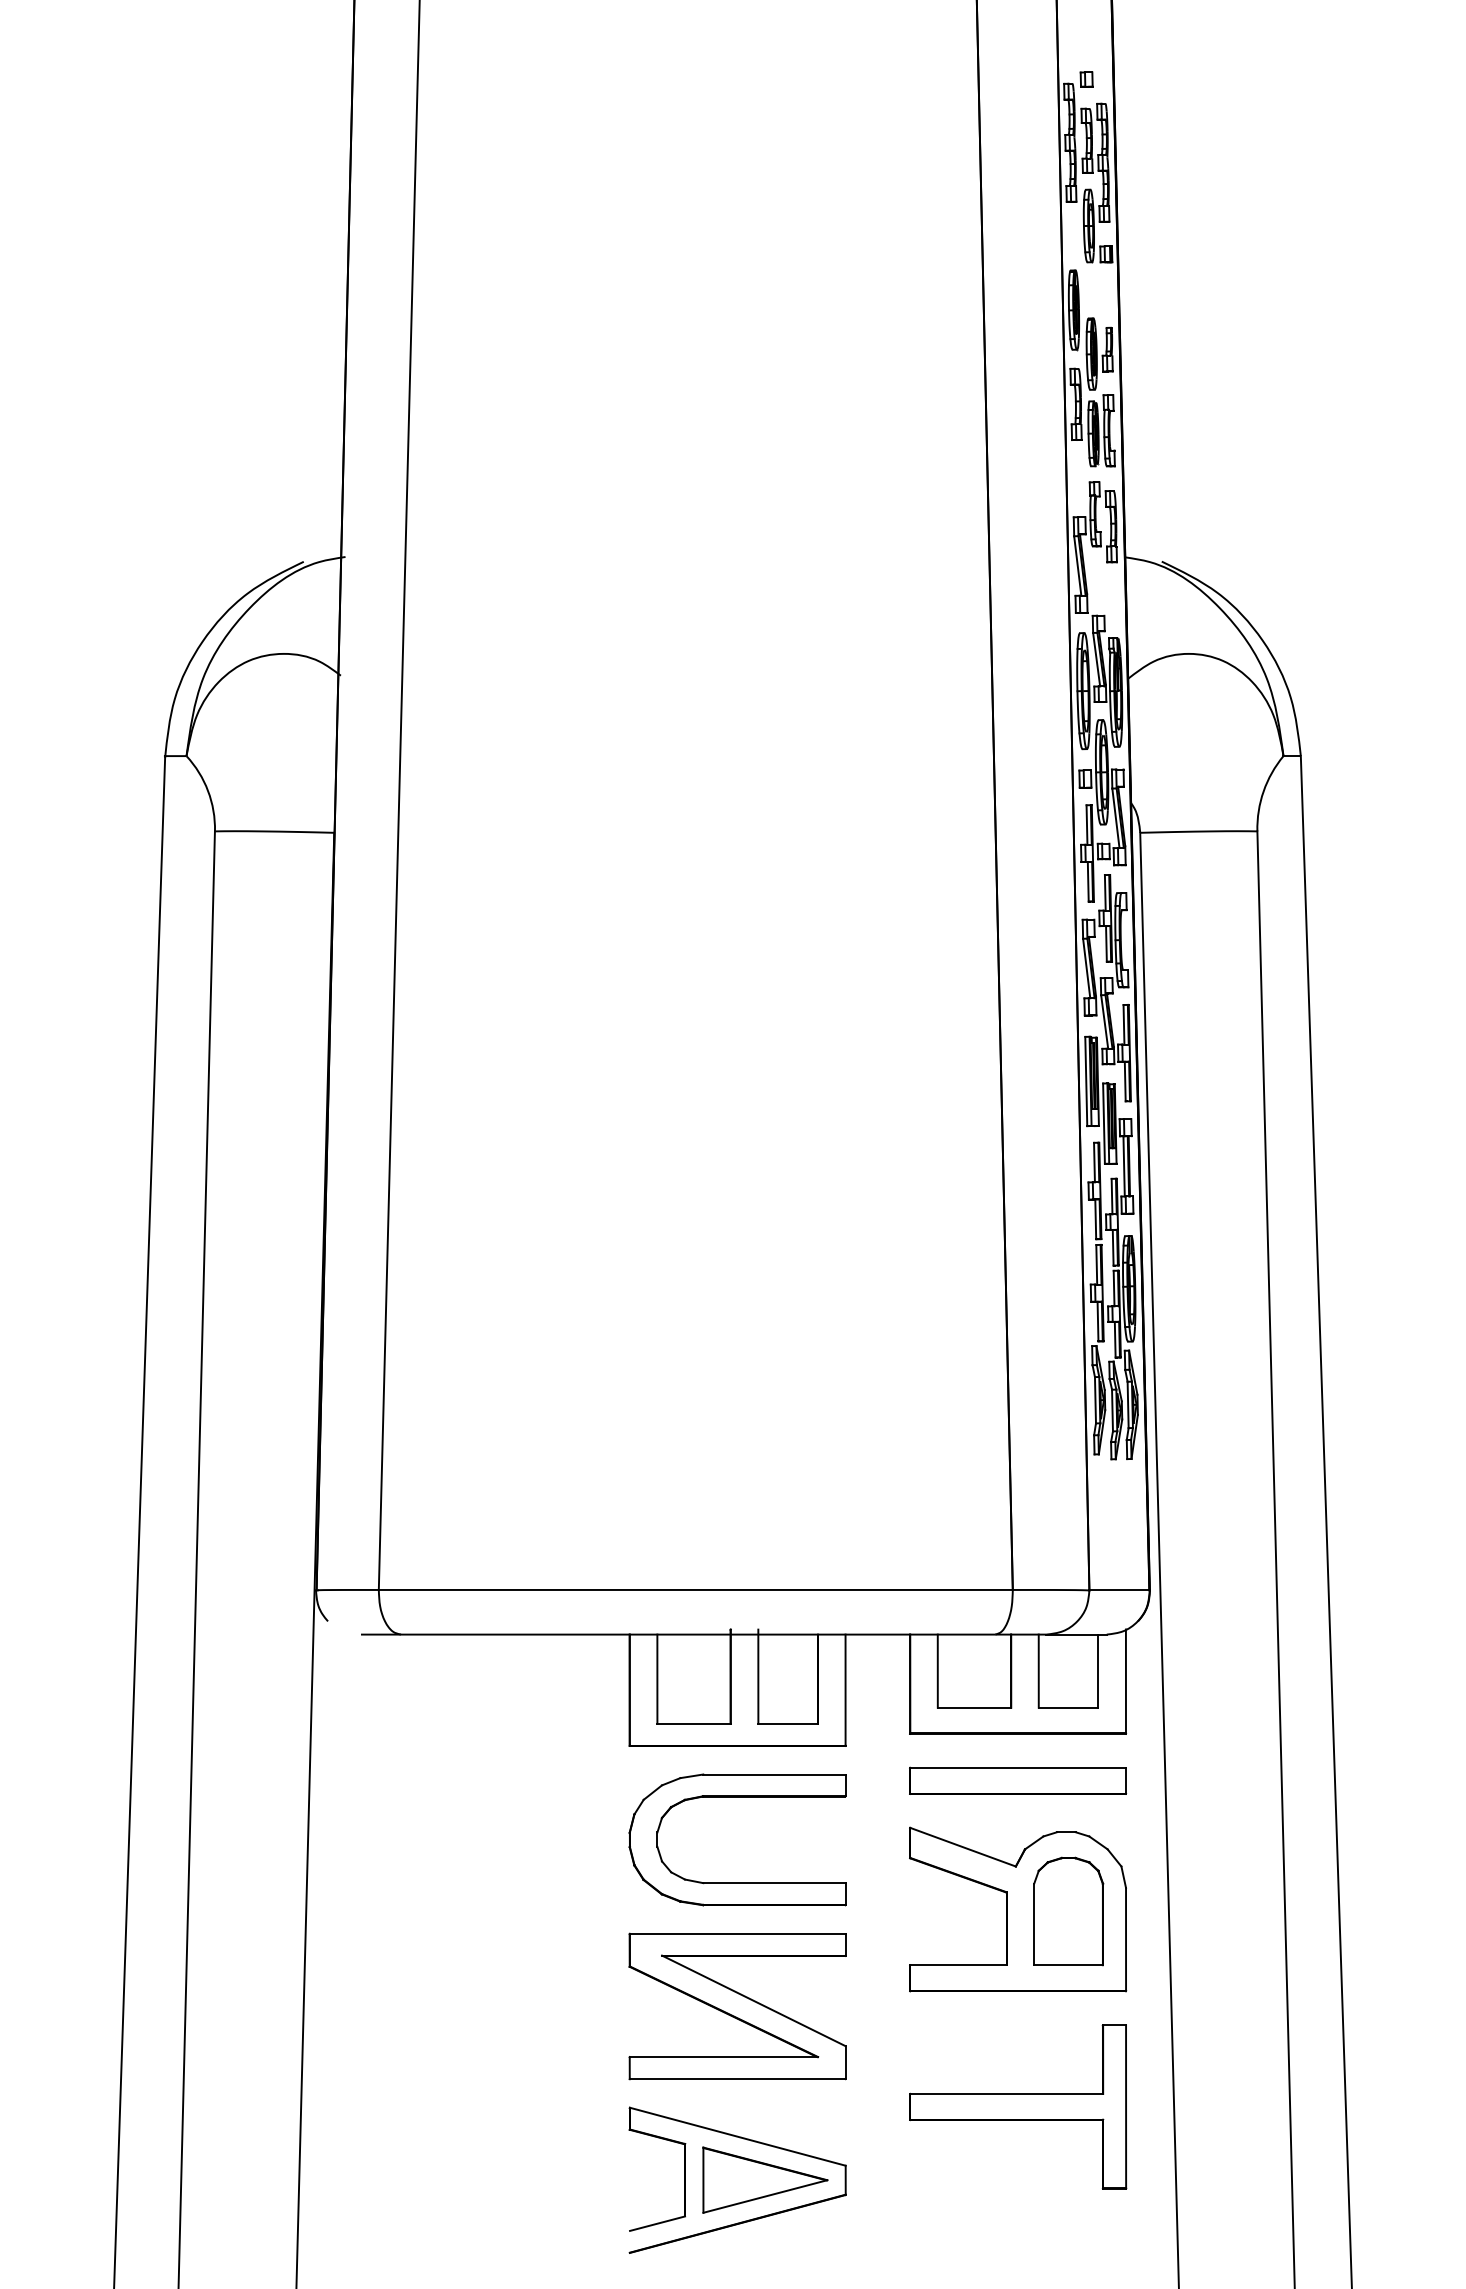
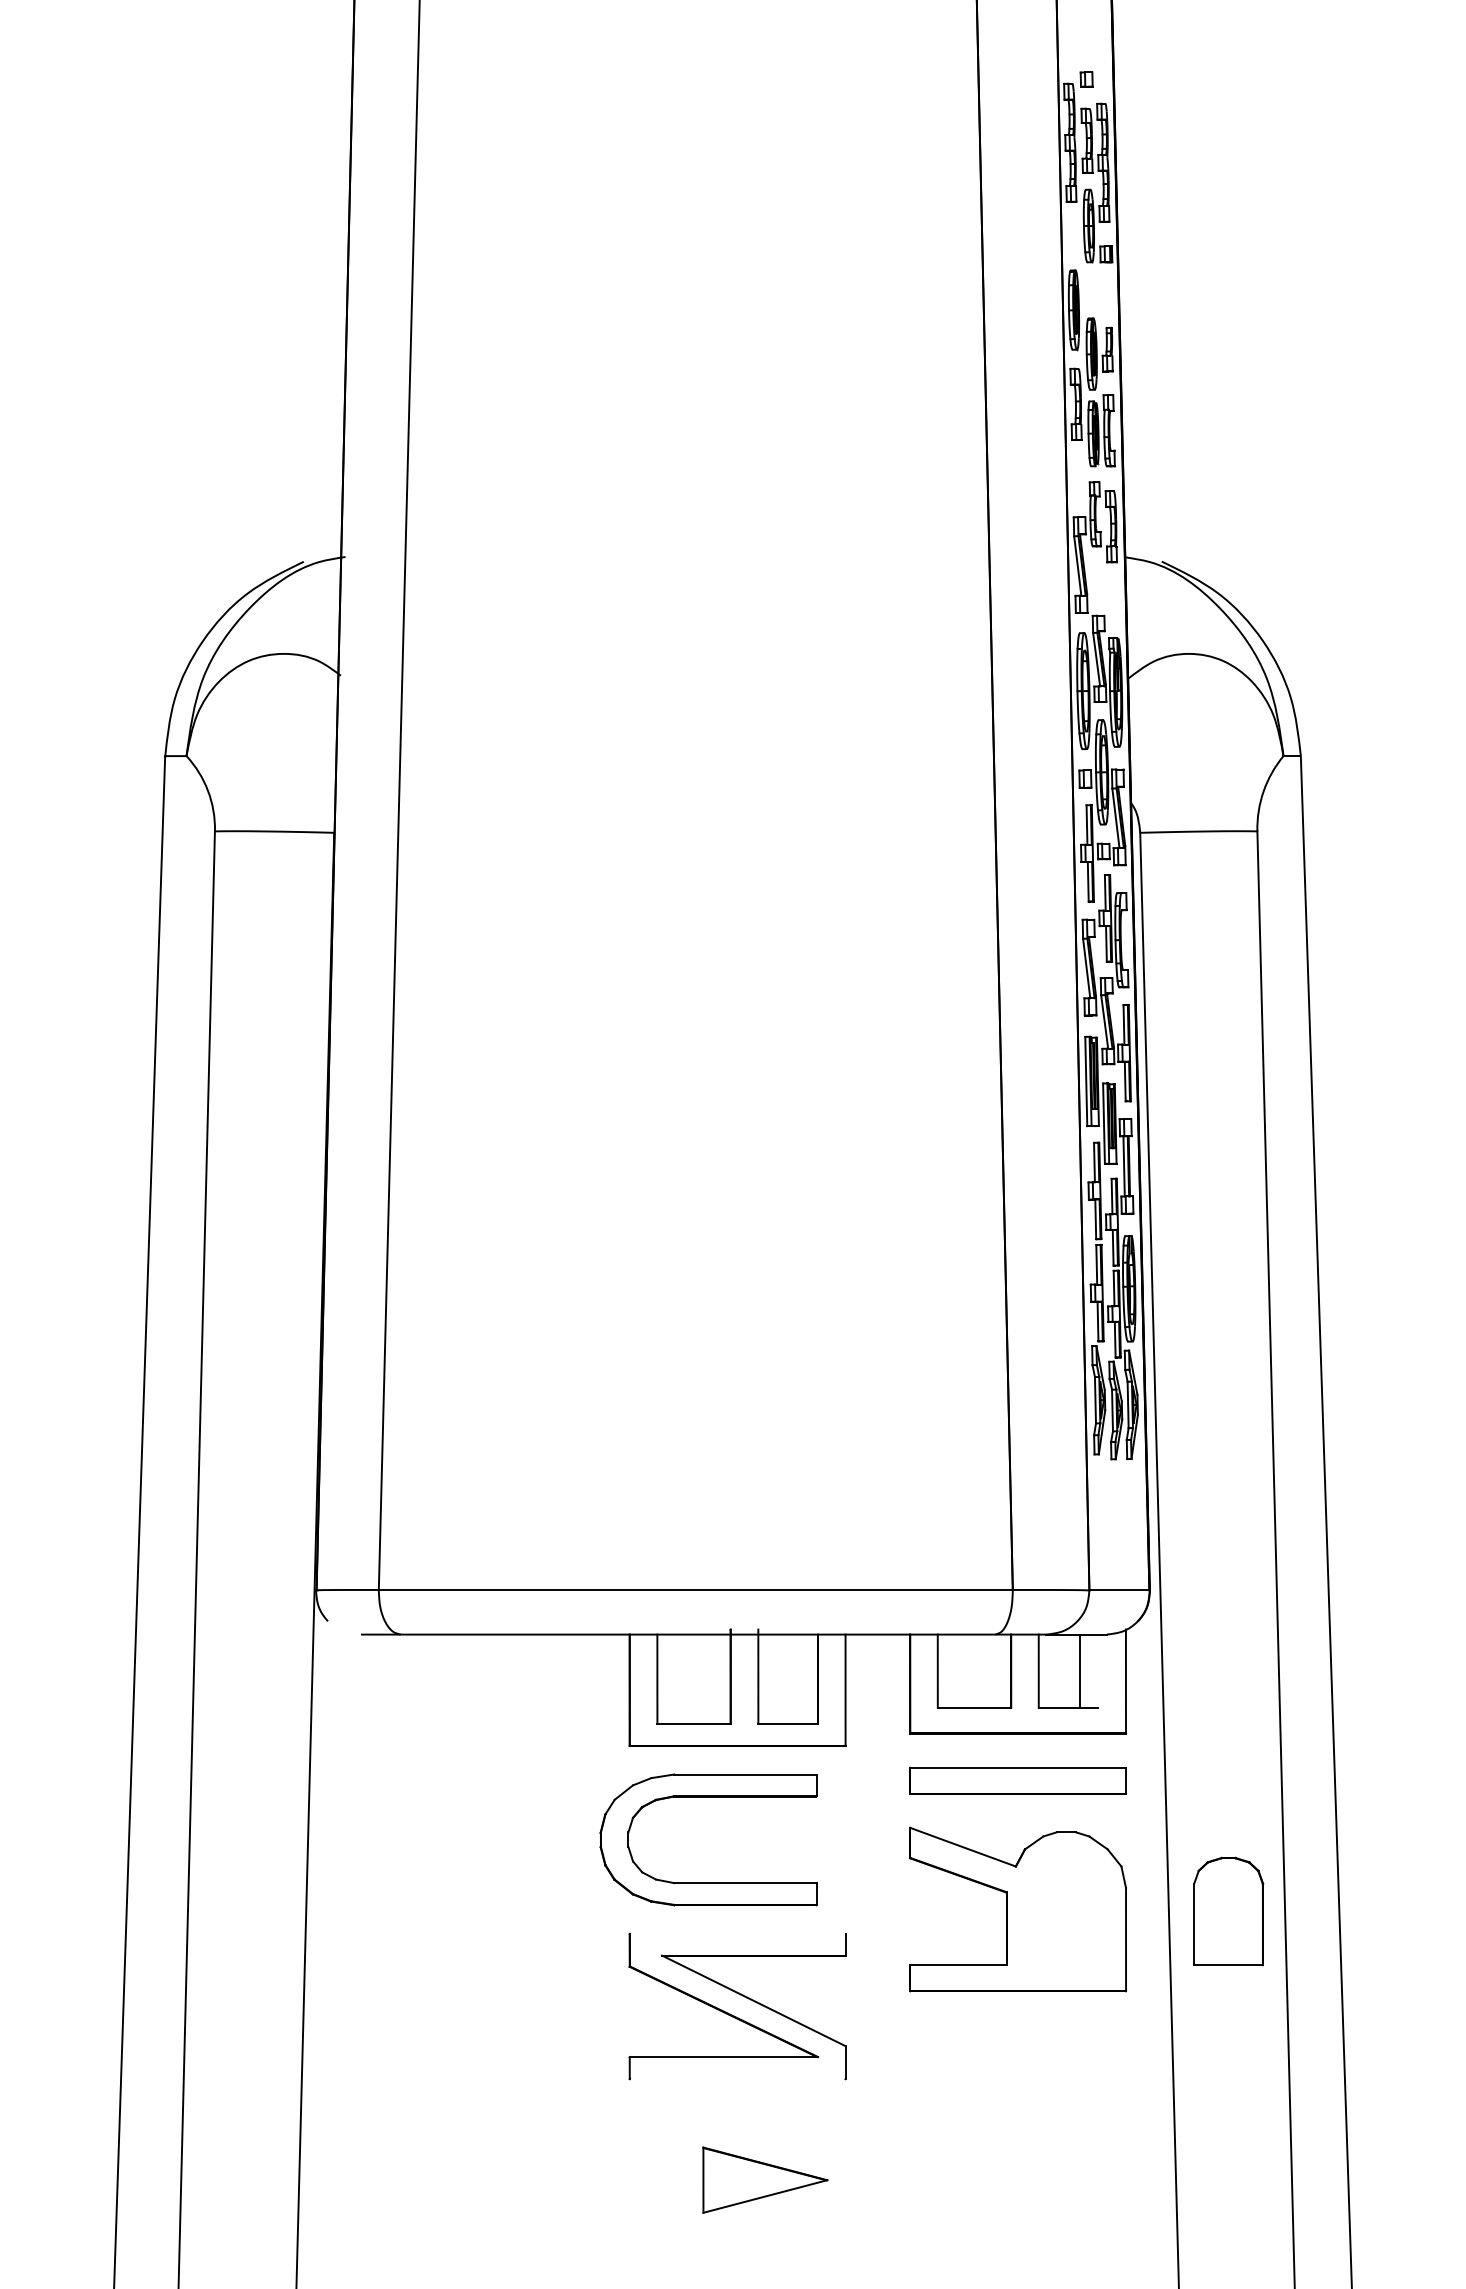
line position: (1098, 1670) -> (1080, 1670) (1080, 1670)
part position: (737, 1797) -> (708, 1797) (708, 1797)
part position: (1068, 1911) -> (1228, 1911) (1228, 1911)
line: present -> none (737, 1933)
line: present -> none (737, 2079)
part: present -> none (1018, 2106)
part: present -> none (750, 2141)
